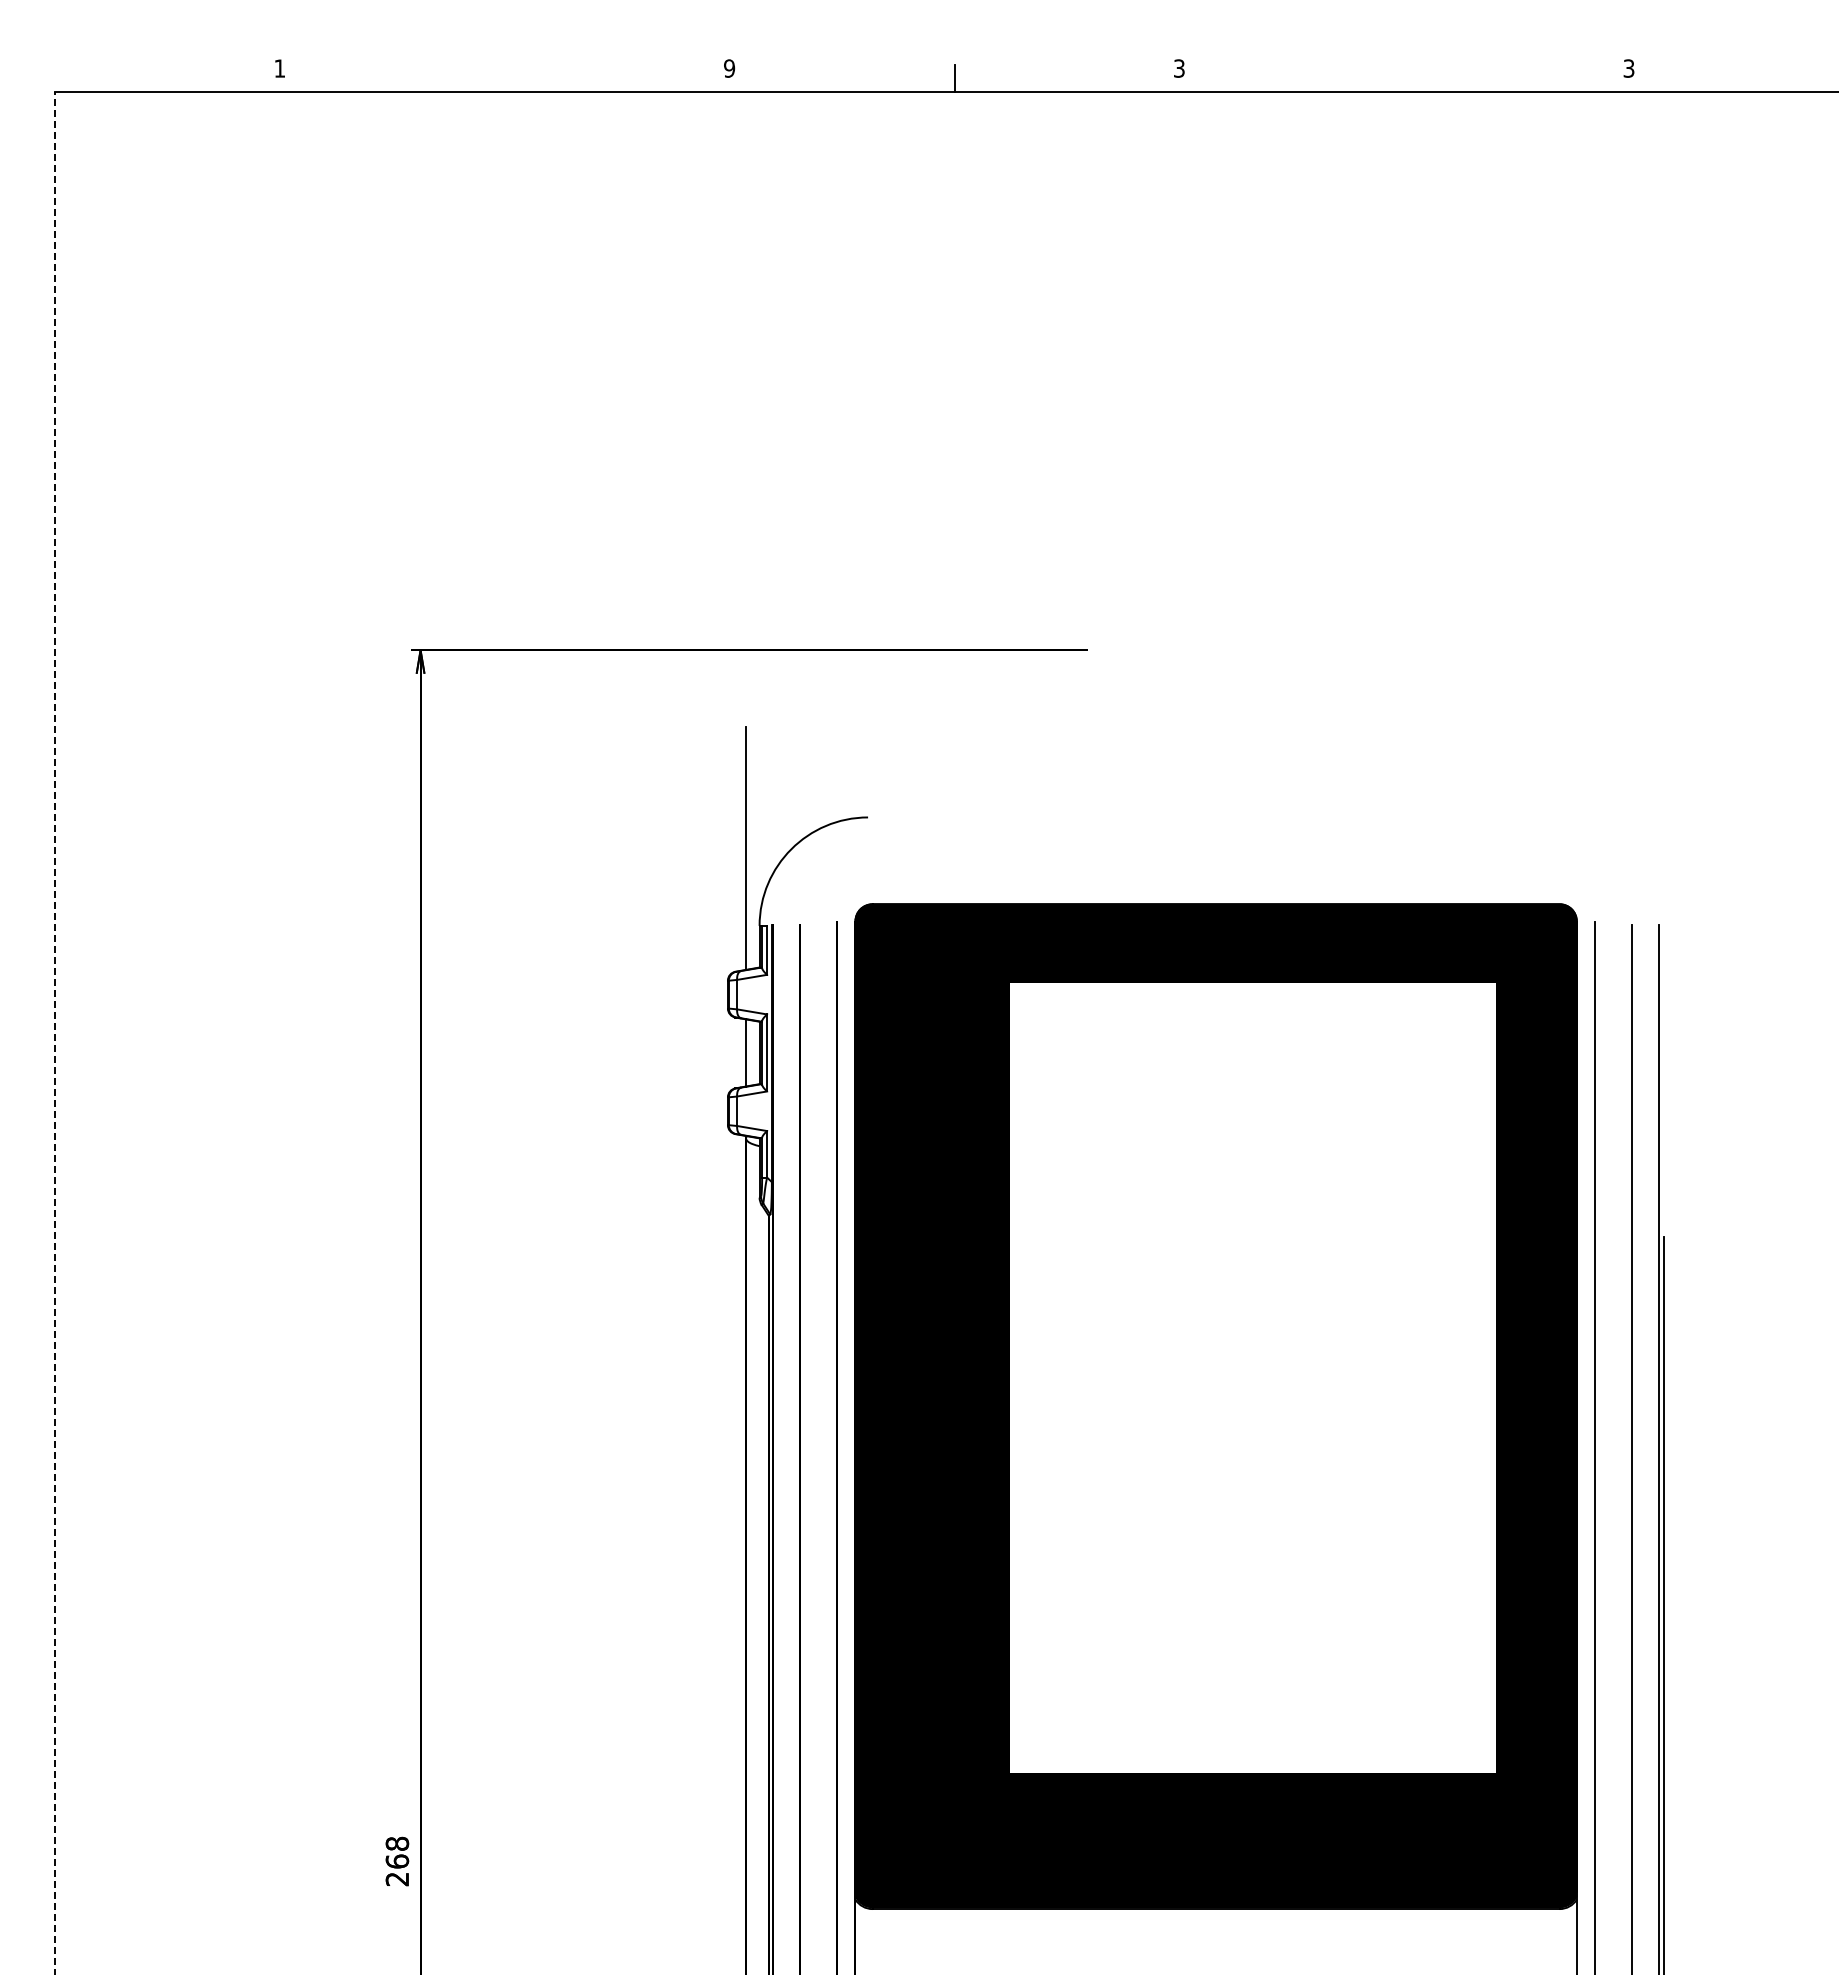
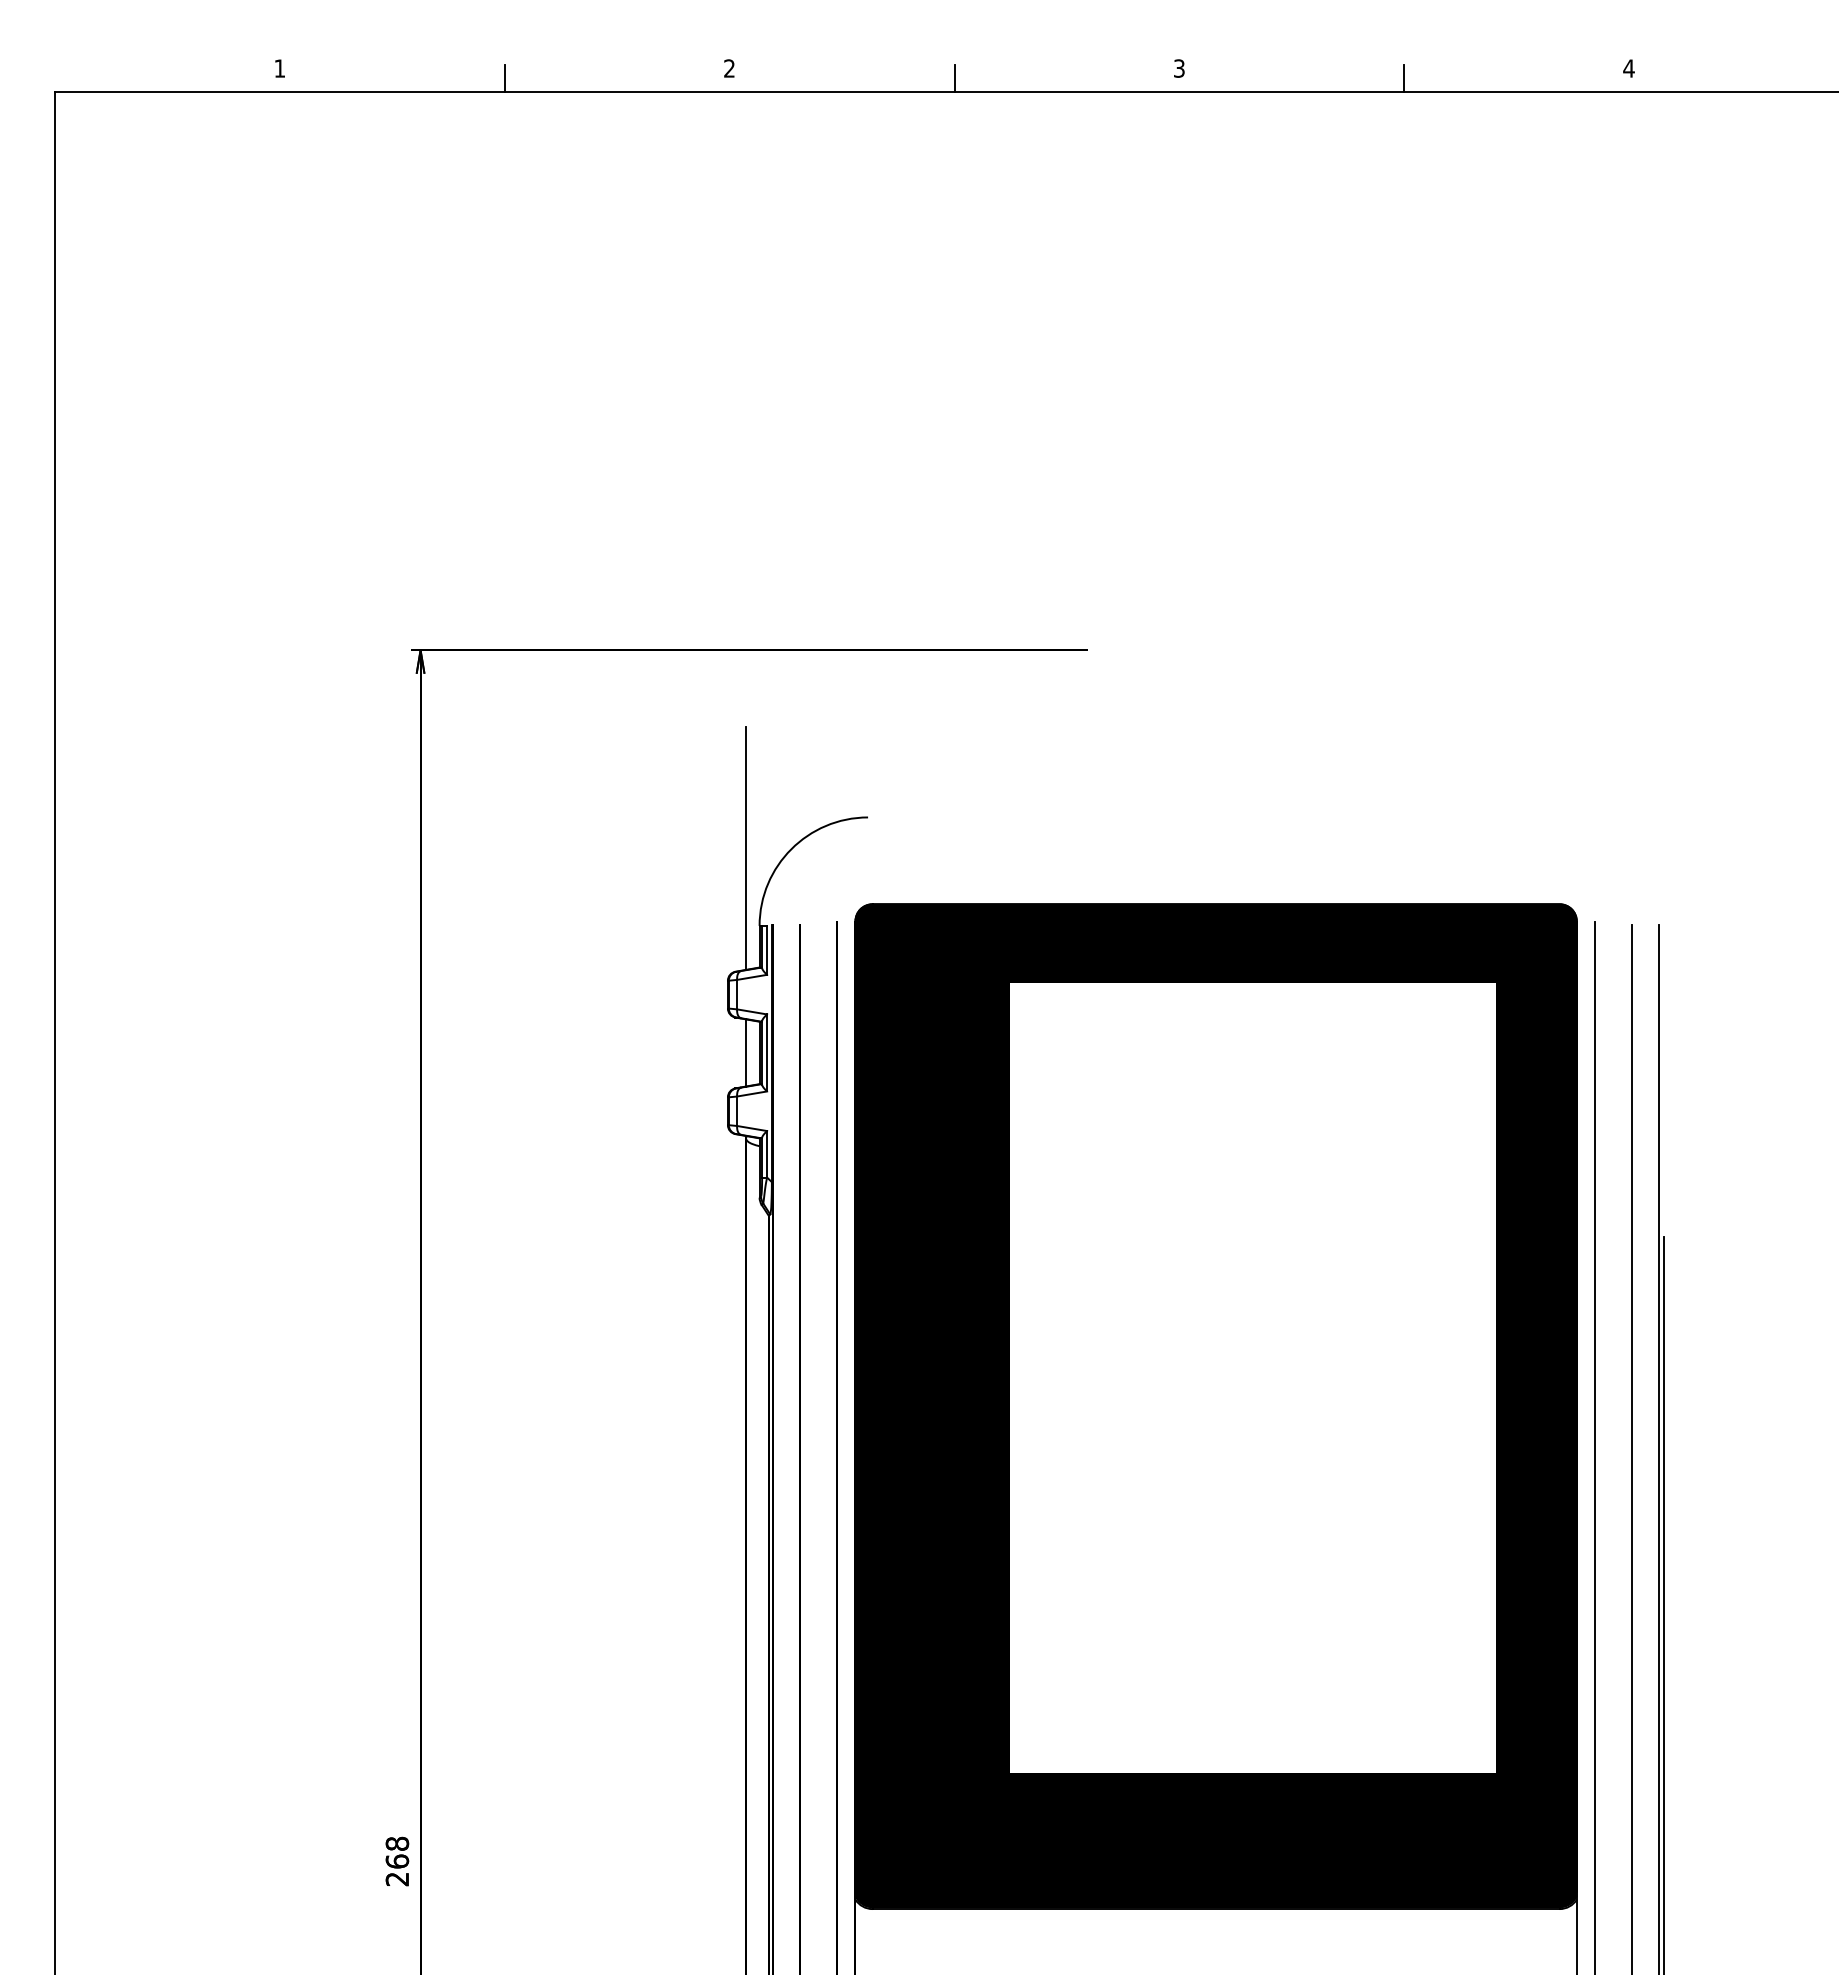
text: 9 -> 2 (729, 68)
text: 3 -> 4 (1628, 68)
line: none -> present (504, 77)
line: none -> present (1404, 77)
line: dashed -> solid (55, 1032)
